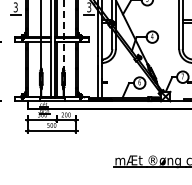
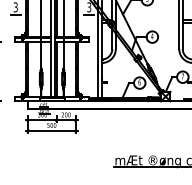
line: dashed -> solid (63, 36)
